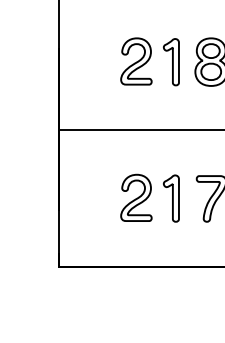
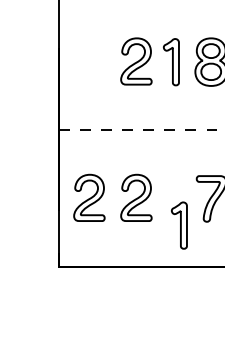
line: solid -> dashed (141, 129)
part: none -> present (89, 197)
part position: (171, 198) -> (179, 225) (179, 225)
